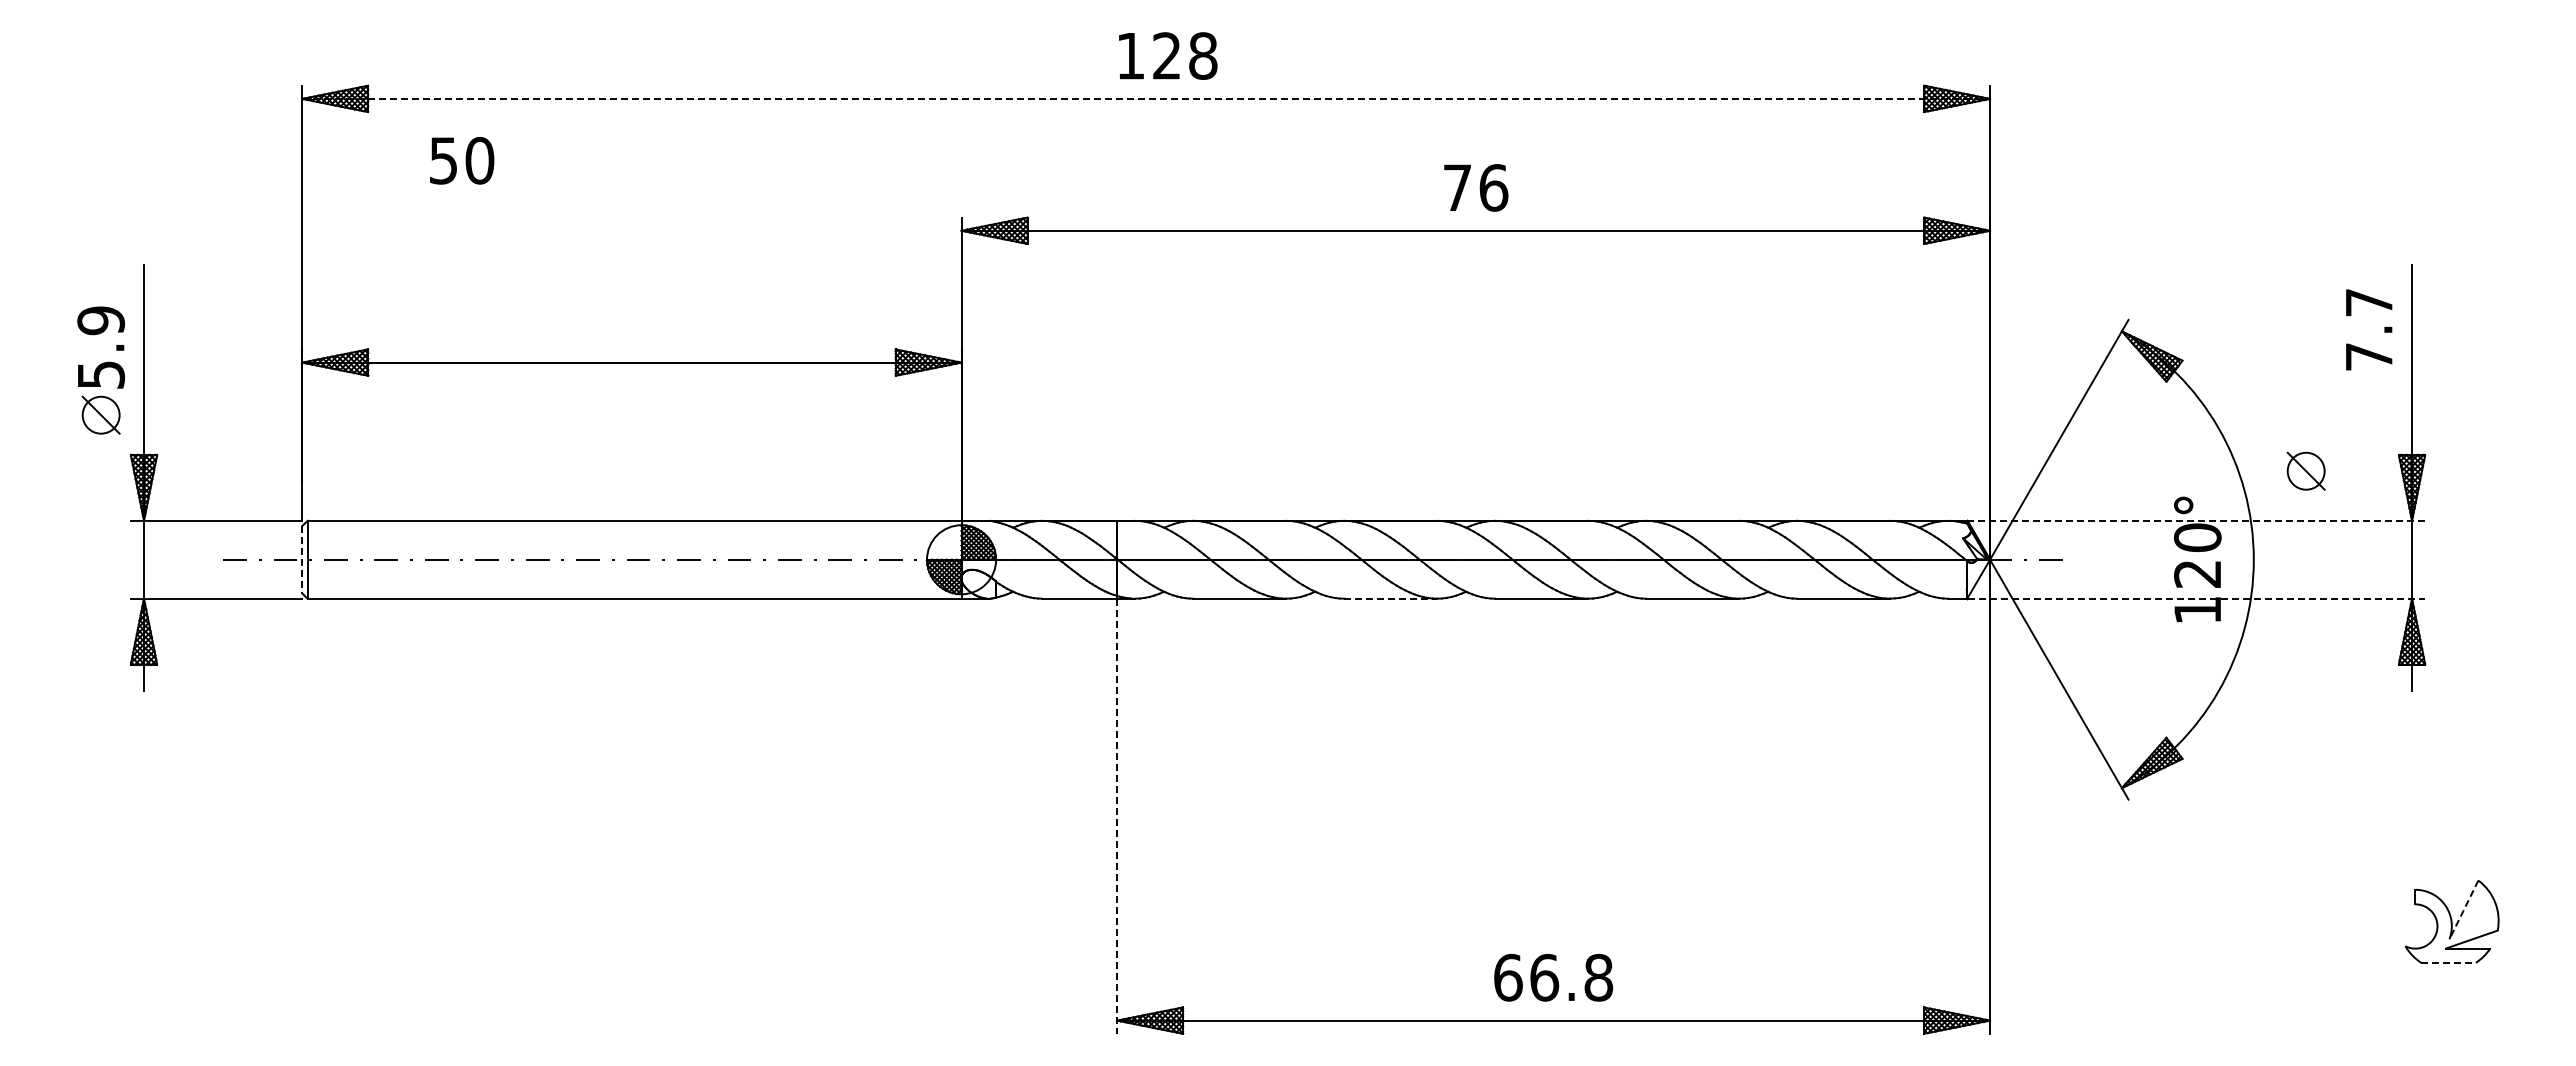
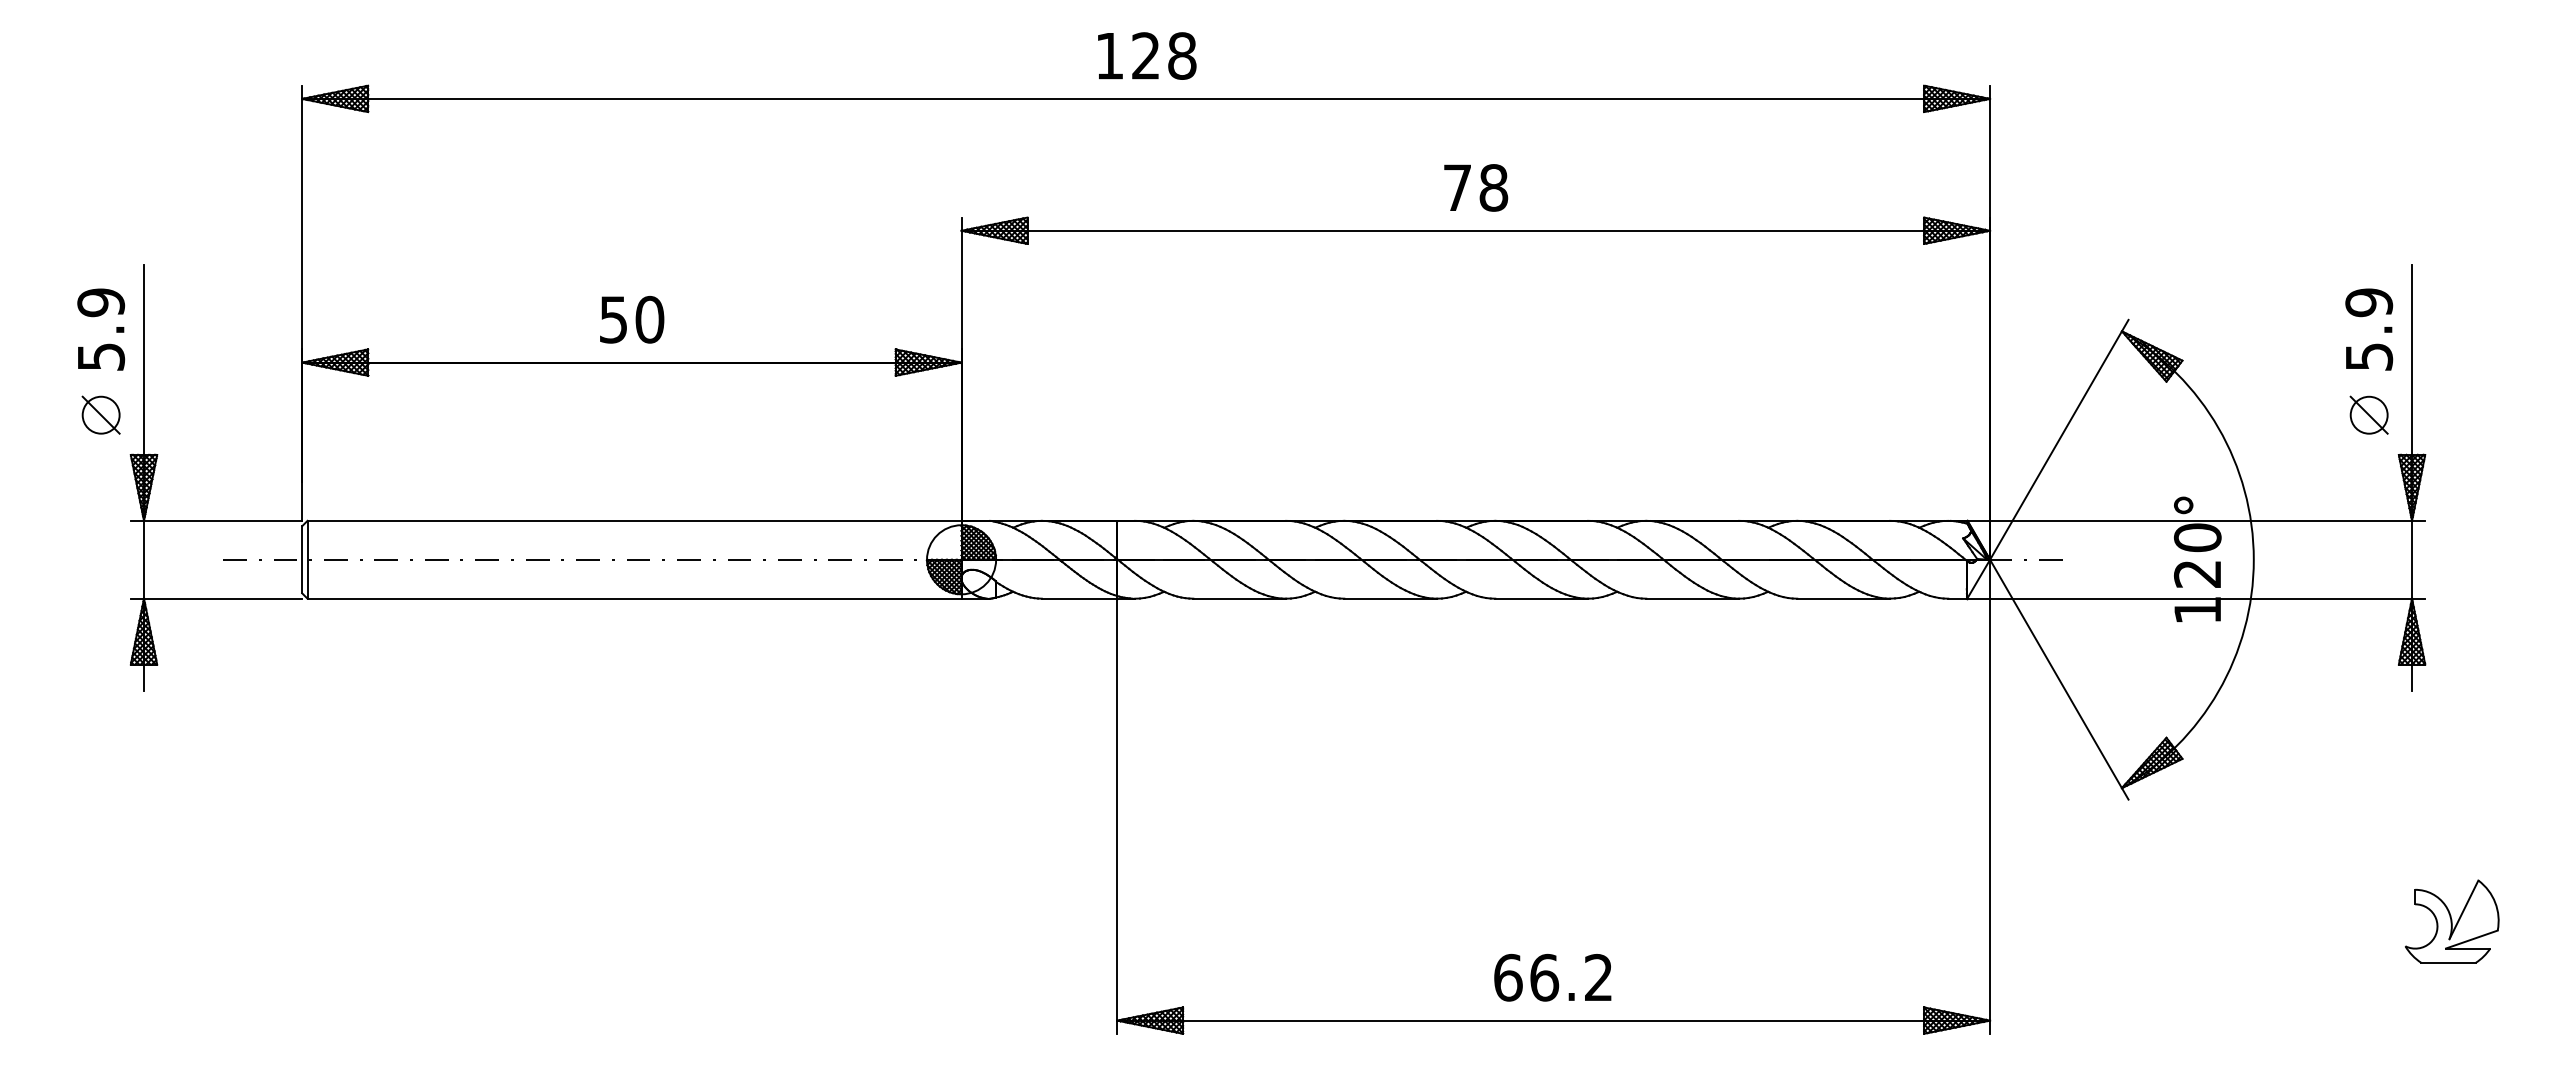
text position: (1168, 55) -> (1147, 55) (1147, 55)
line: dashed -> solid (1146, 98)
text position: (462, 160) -> (632, 319) (632, 319)
text: 76 -> 78 (1493, 187)
text: 7.7 -> 5.9 (2369, 329)
text position: (101, 347) -> (101, 329) (101, 329)
part position: (2305, 470) -> (2368, 414) (2368, 414)
line: dashed -> solid (2196, 520)
line: dashed -> solid (302, 559)
line: dashed -> solid (1391, 598)
line: dashed -> solid (2196, 598)
line: dashed -> solid (1117, 816)
line: dashed -> solid (2463, 909)
line: dashed -> solid (2449, 962)
text: 66.8 -> 66.2 (1598, 977)
